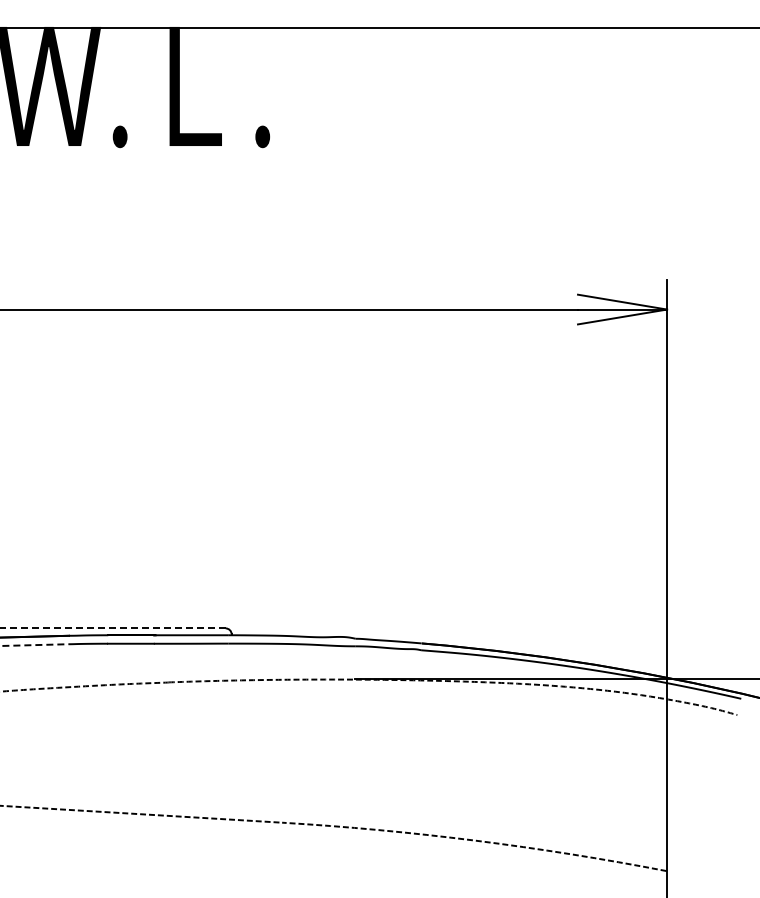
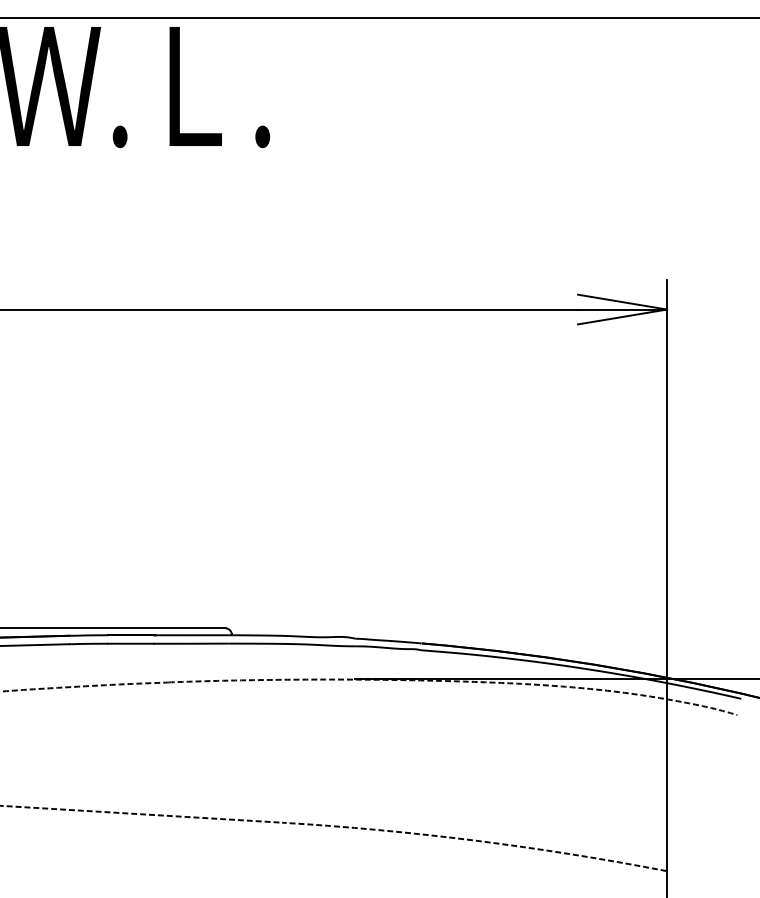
line position: (379, 28) -> (379, 18) (379, 18)
line: dashed -> solid (112, 628)
line: dashed -> solid (35, 645)
